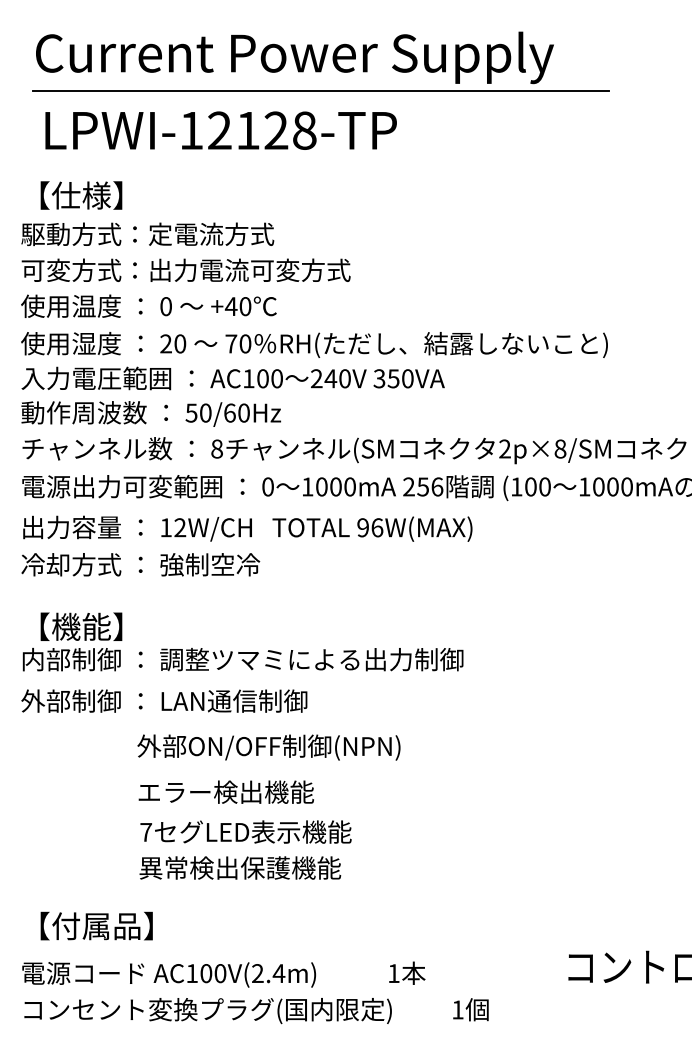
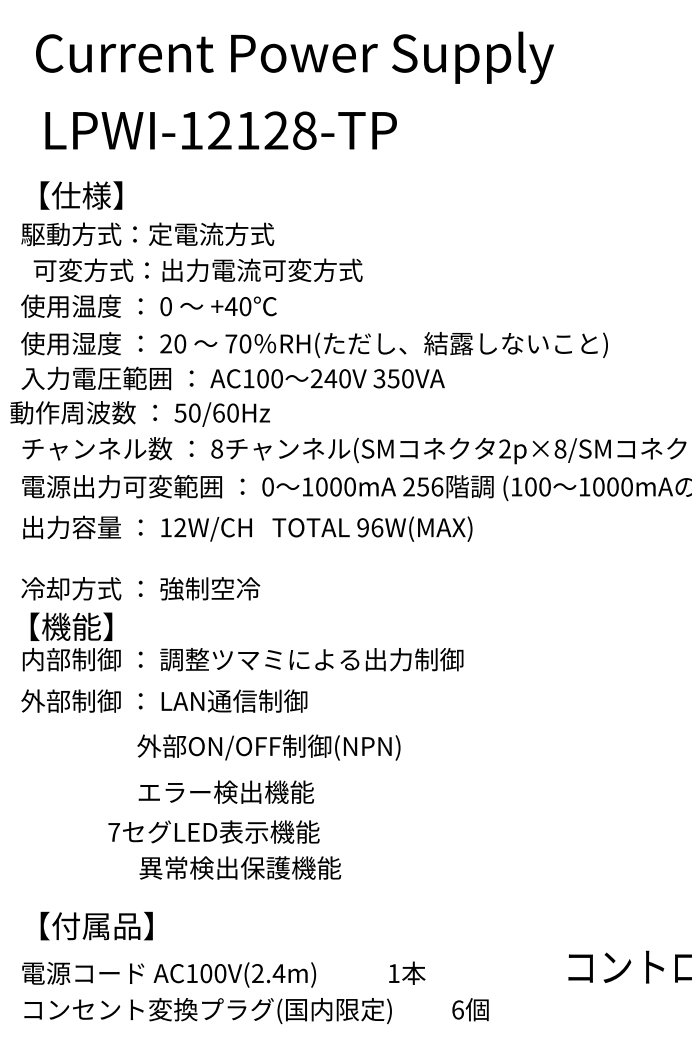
line: present -> none (320, 91)
text position: (185, 269) -> (197, 269) (197, 269)
text position: (150, 413) -> (139, 413) (139, 413)
text position: (140, 564) -> (140, 588) (140, 588)
text position: (81, 626) -> (71, 626) (71, 626)
text position: (245, 831) -> (213, 831) (213, 831)
text: 1 -> 6 (457, 1009)
